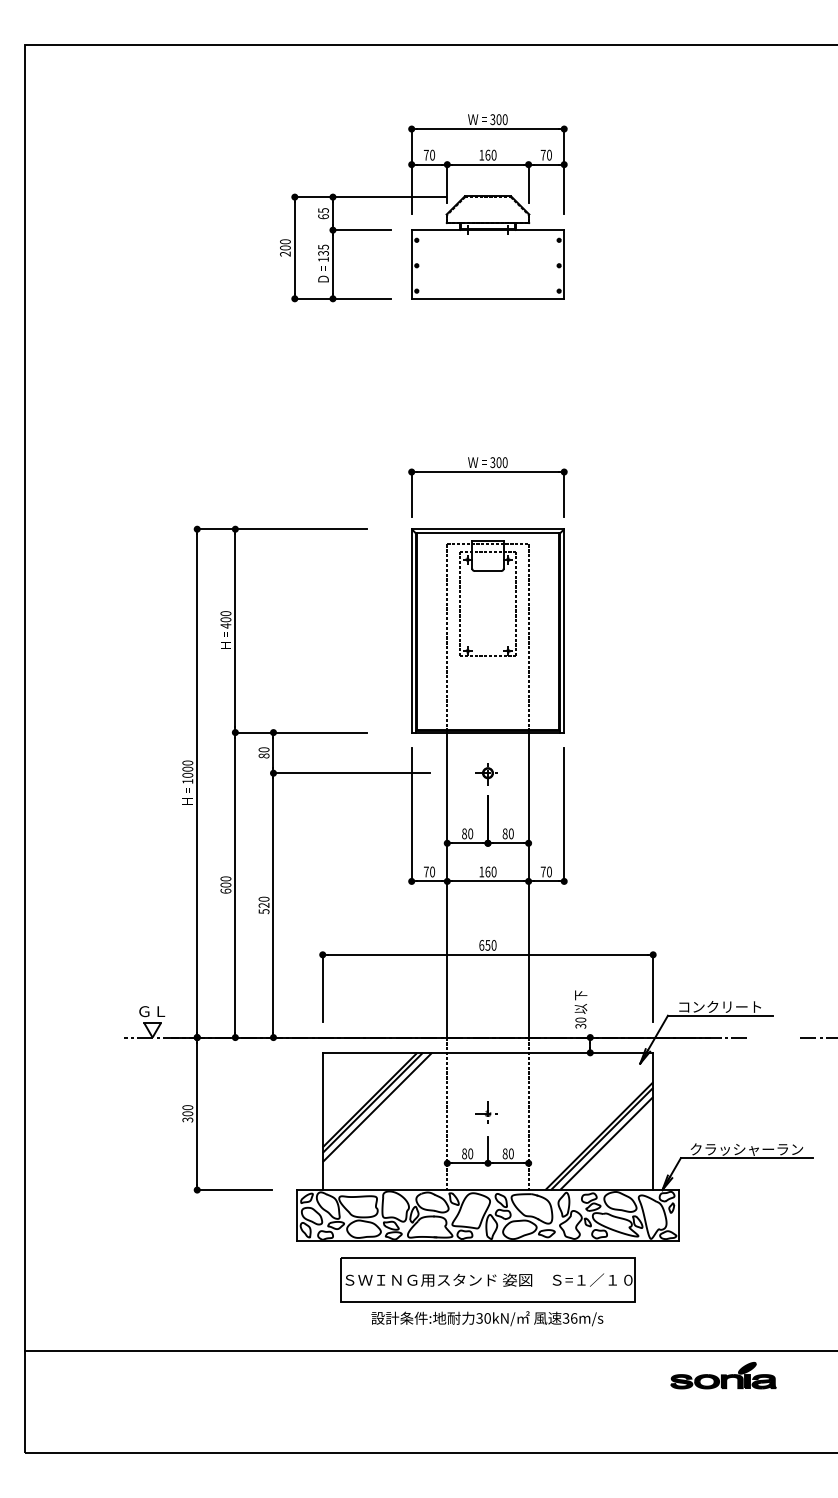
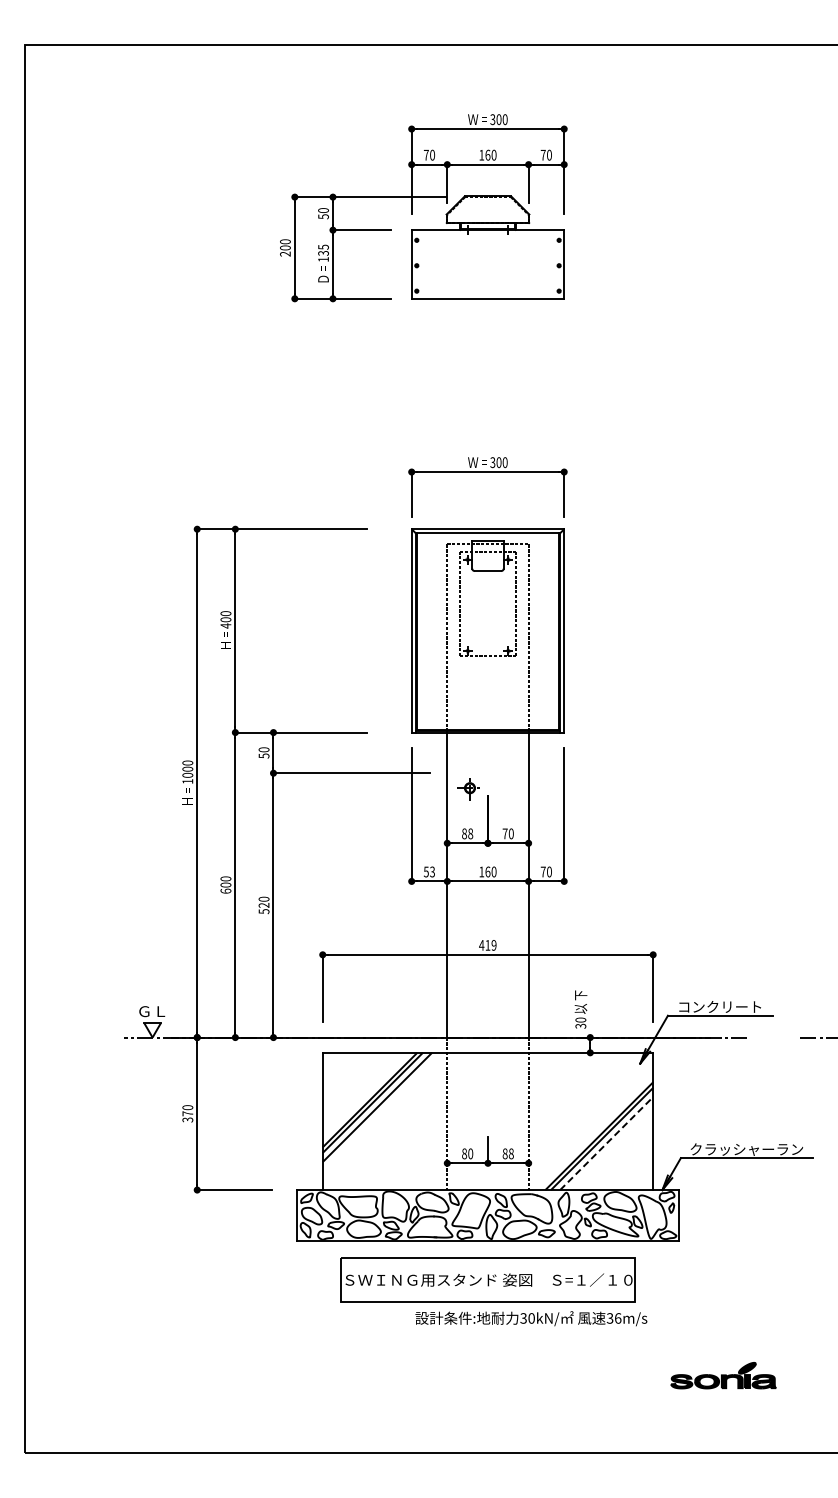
text: 65 -> 50 (323, 213)
text: 80 -> 50 (263, 755)
part position: (486, 774) -> (468, 789) (468, 789)
text: 80 -> 88 (470, 833)
text: 80 -> 70 (504, 833)
text: 70 -> 53 (429, 871)
text: 650 -> 419 (487, 945)
part: present -> none (486, 1112)
text: 300 -> 370 (187, 1113)
line: solid -> dashed (606, 1143)
text: 80 -> 88 (510, 1153)
text position: (487, 1318) -> (531, 1318) (531, 1318)
line: present -> none (429, 1351)
